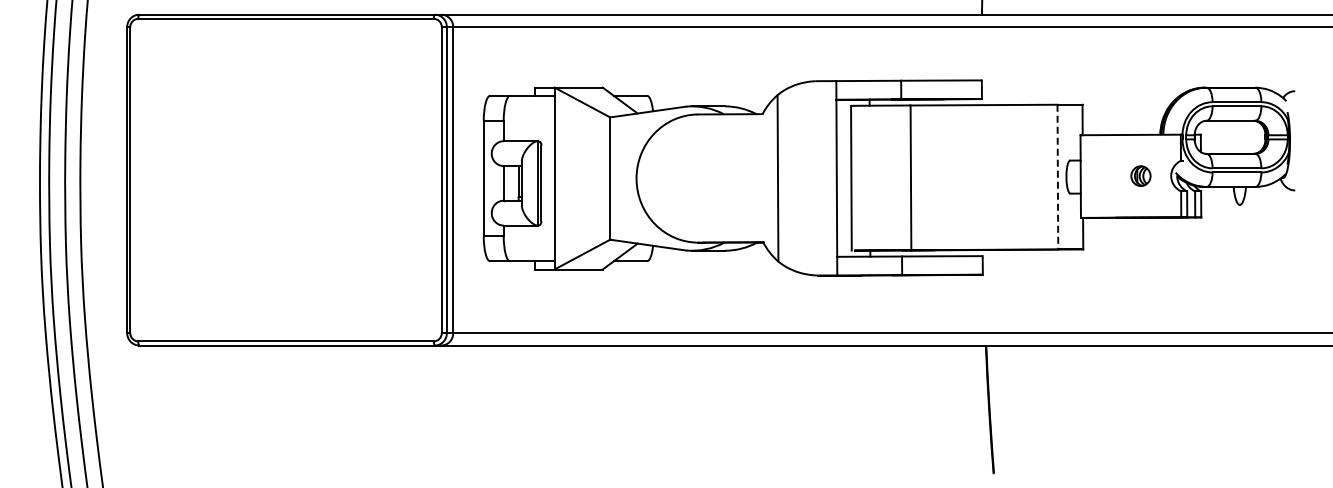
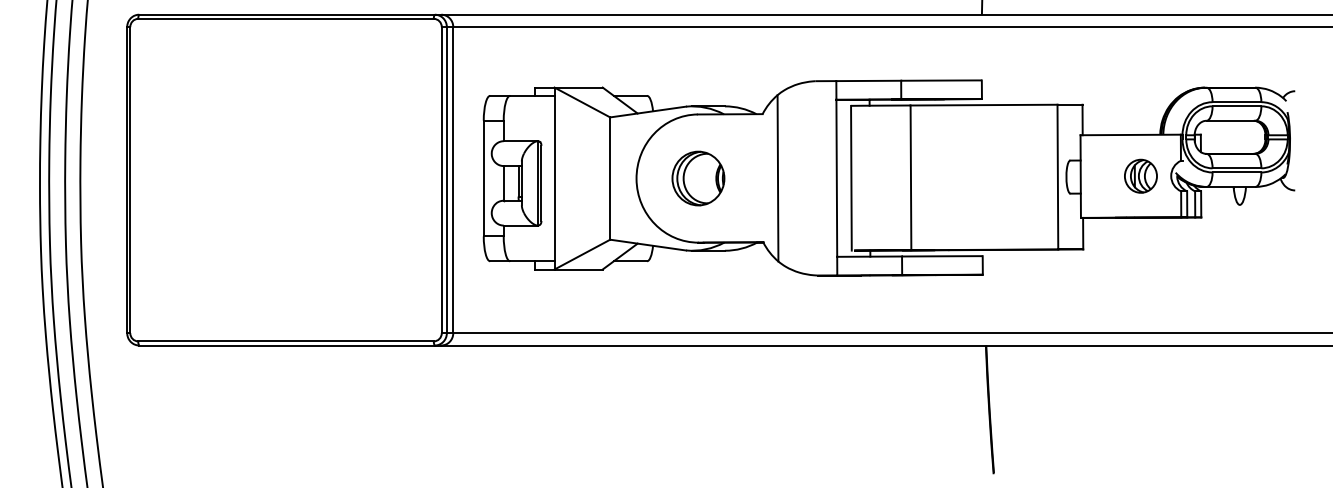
part size: 22x22 px -> 34x36 px (1140, 175)
line: dashed -> solid (1057, 177)
part: none -> present (698, 178)
